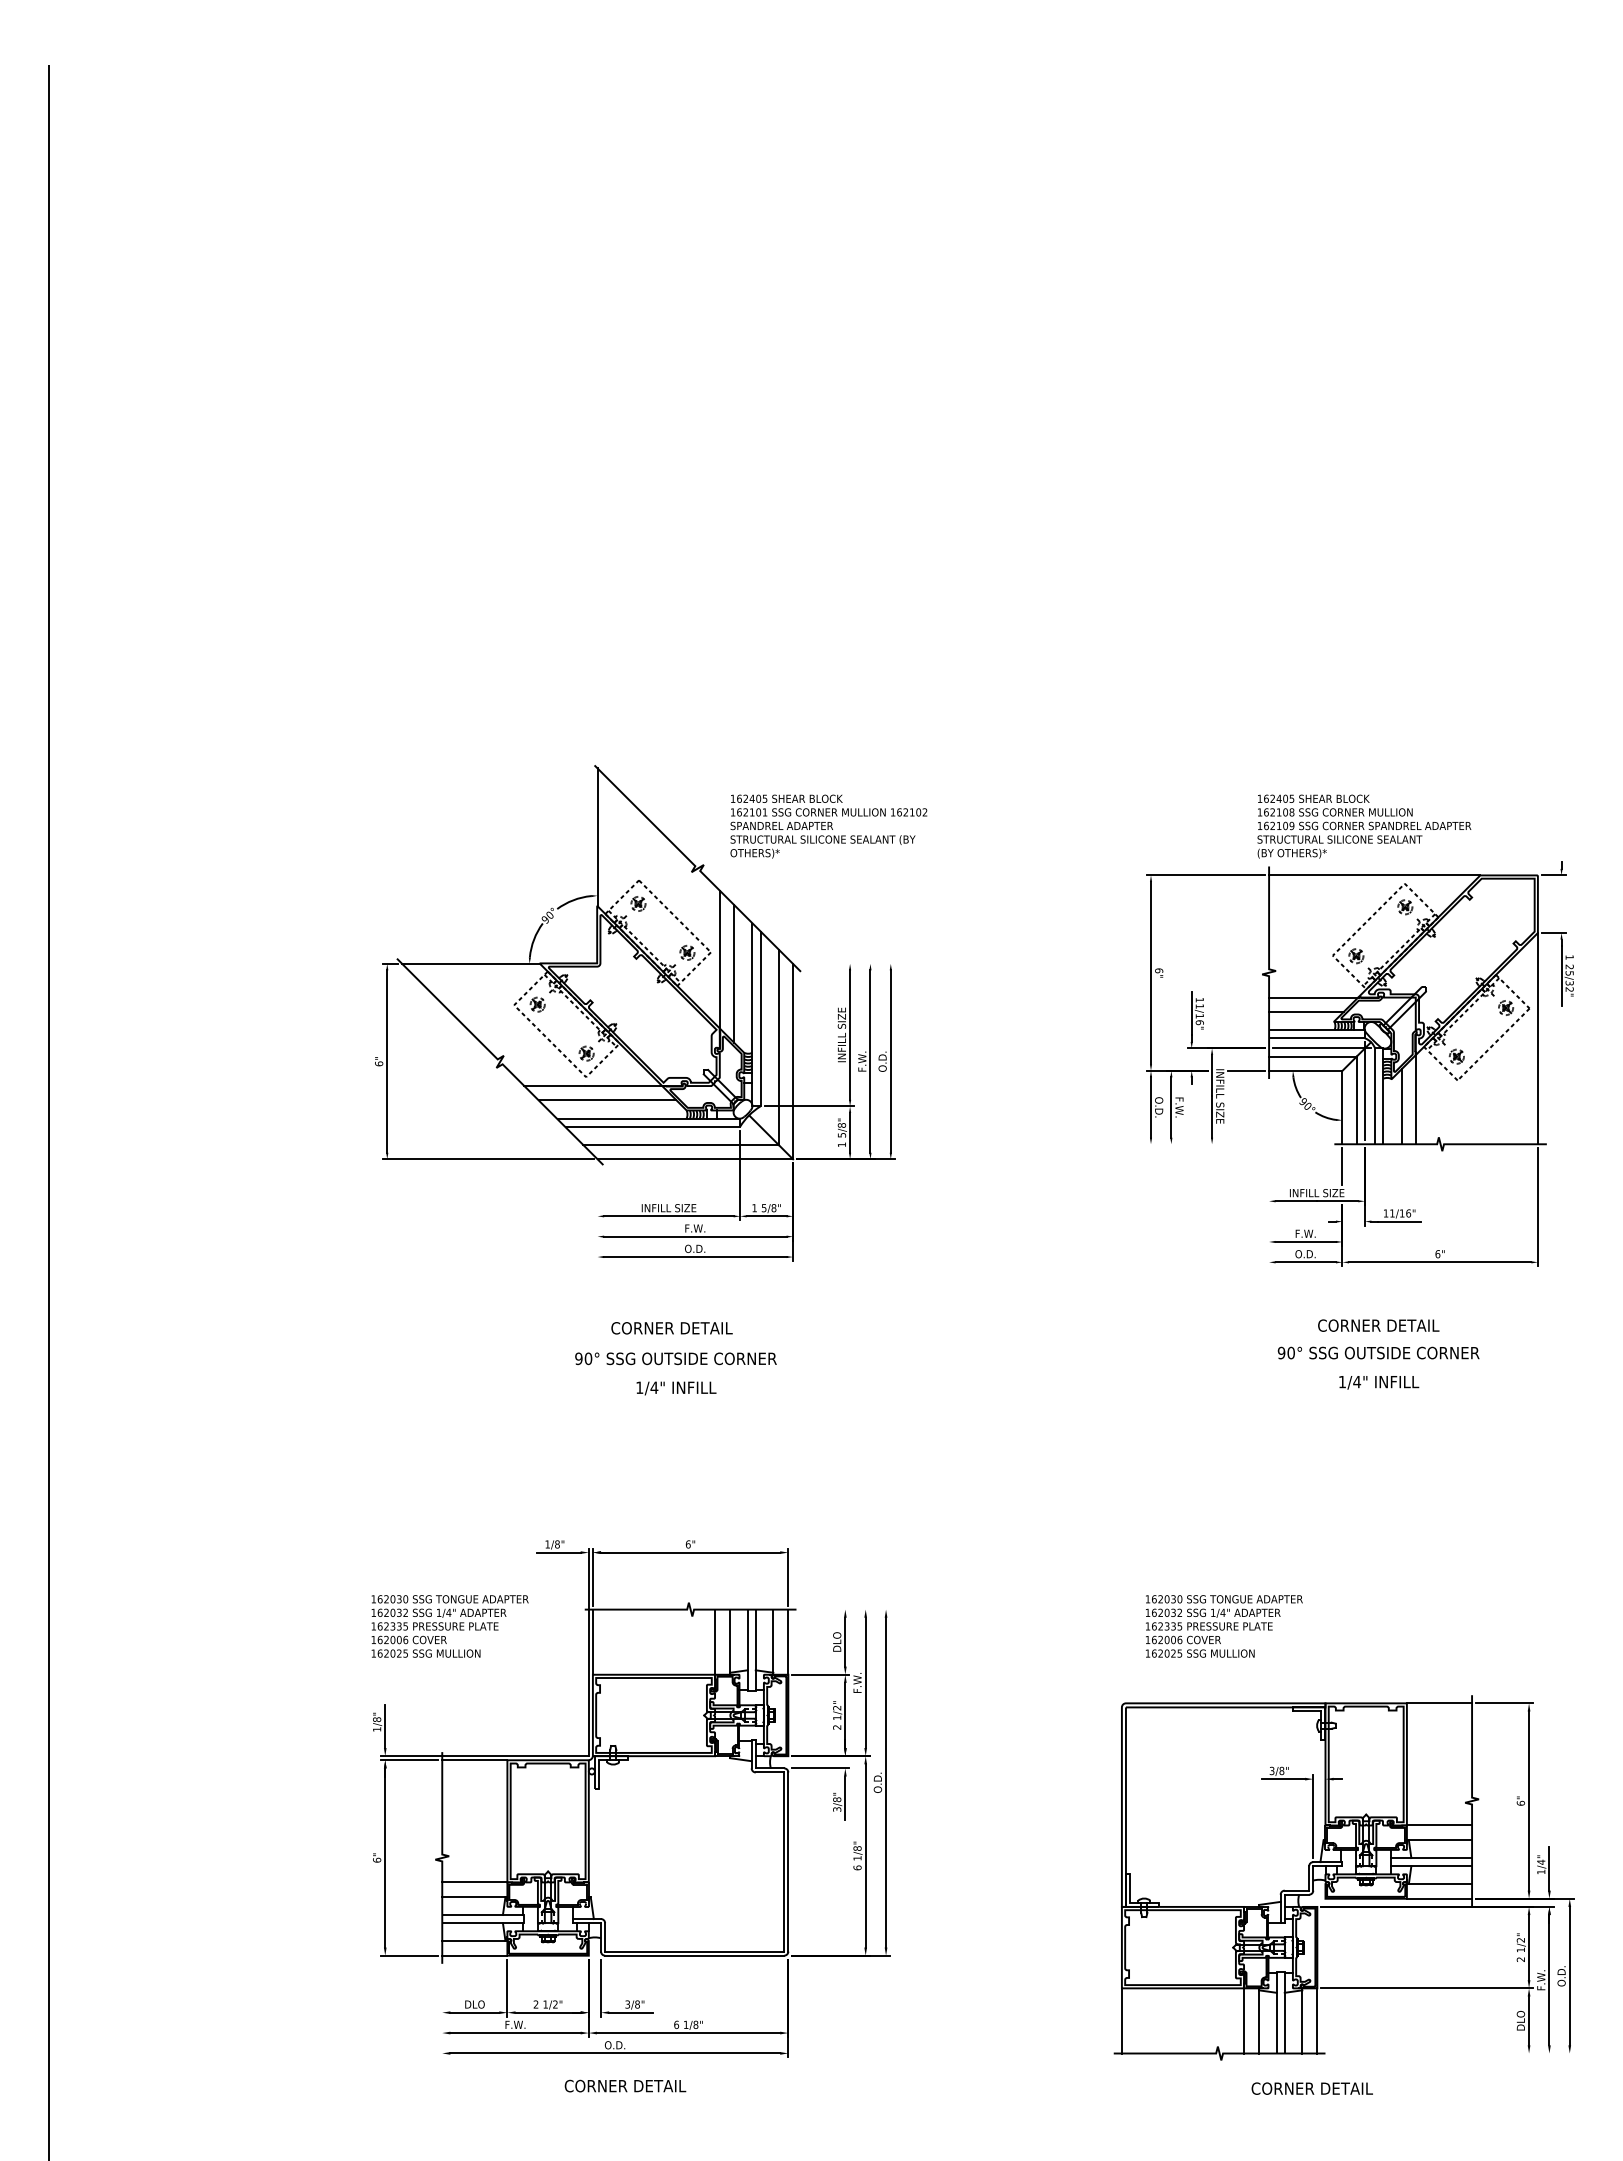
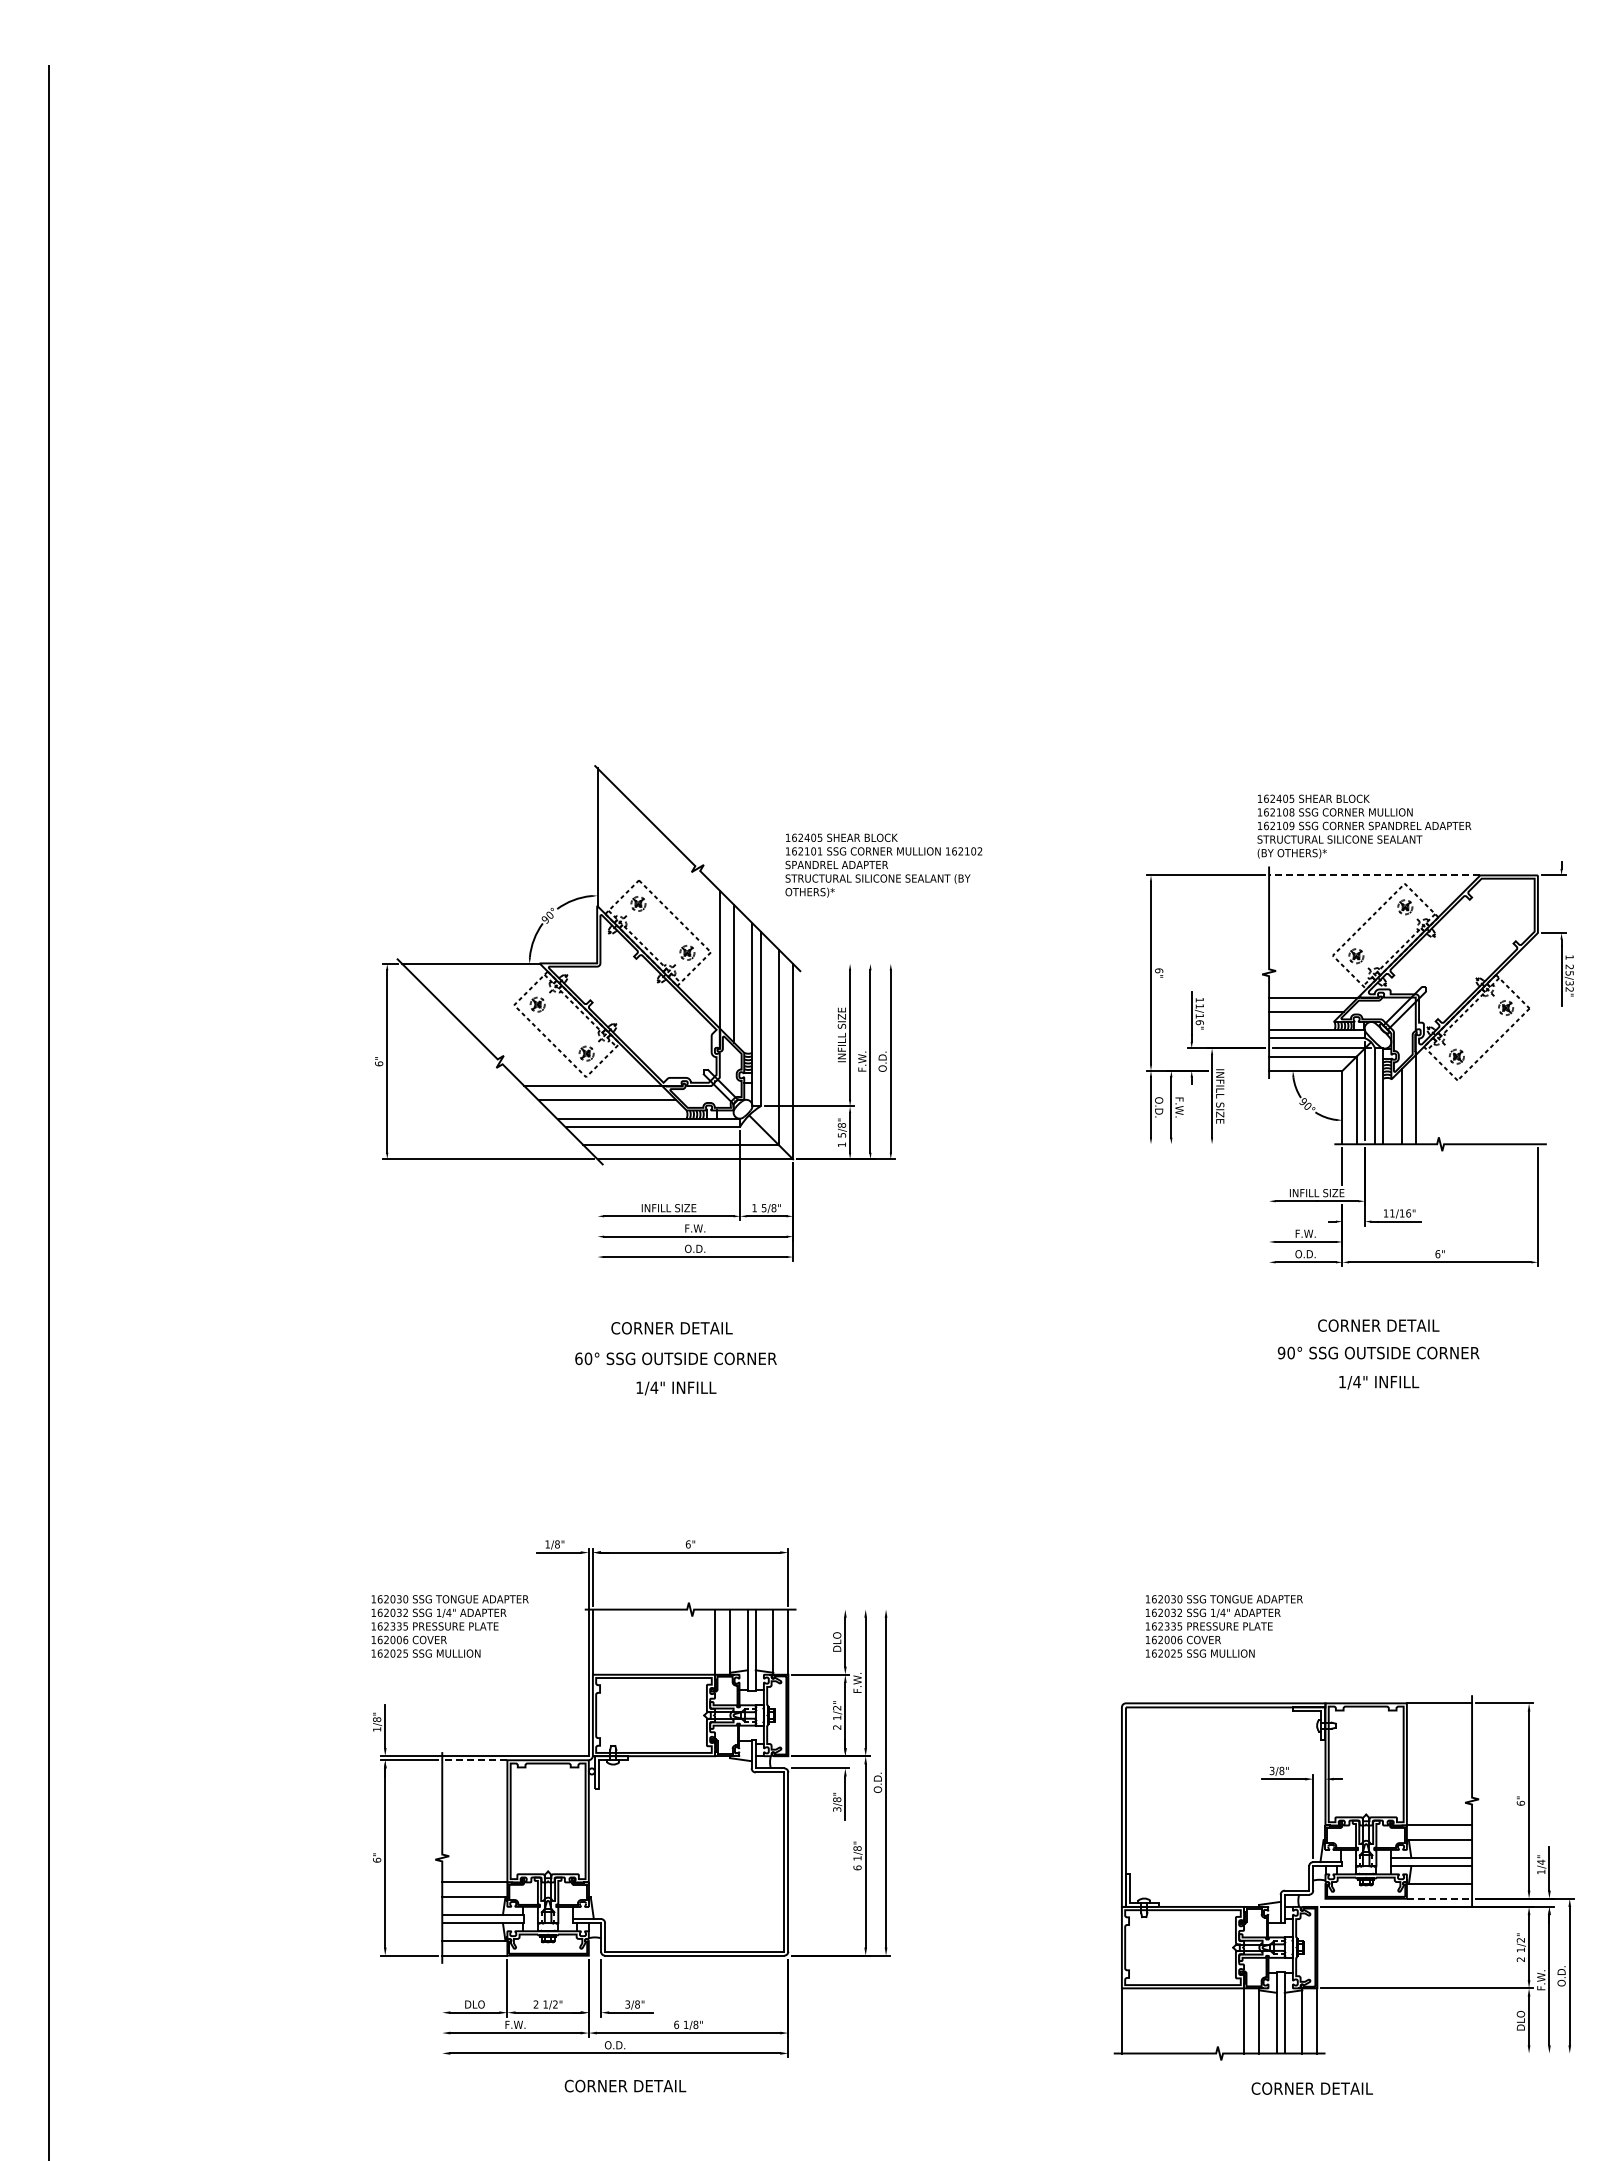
text position: (828, 826) -> (883, 865) (883, 865)
line: solid -> dashed (1374, 875)
line: present -> none (1537, 1038)
line: present -> none (1246, 1070)
text: 90° -> 60° (578, 1358)
line: solid -> dashed (474, 1760)
line: solid -> dashed (1439, 1898)
